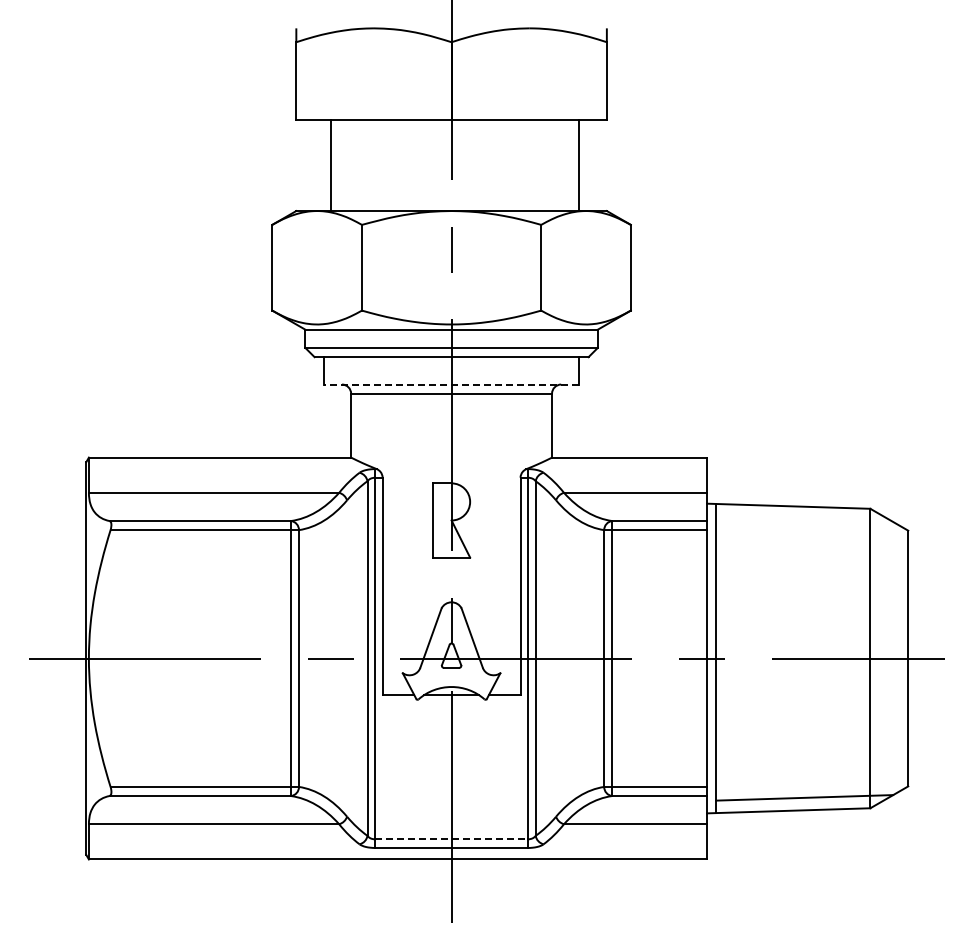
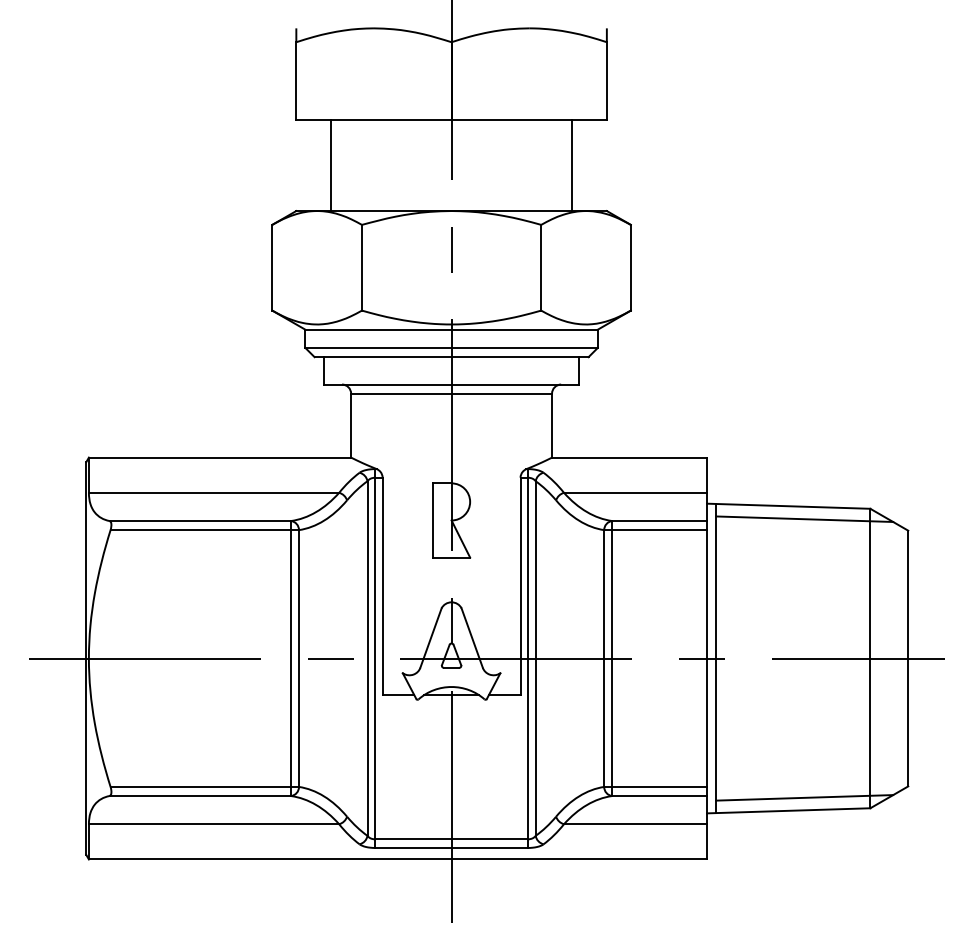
line position: (578, 165) -> (571, 165) (571, 165)
line: dashed -> solid (451, 384)
line: none -> present (804, 518)
line: dashed -> solid (452, 839)
